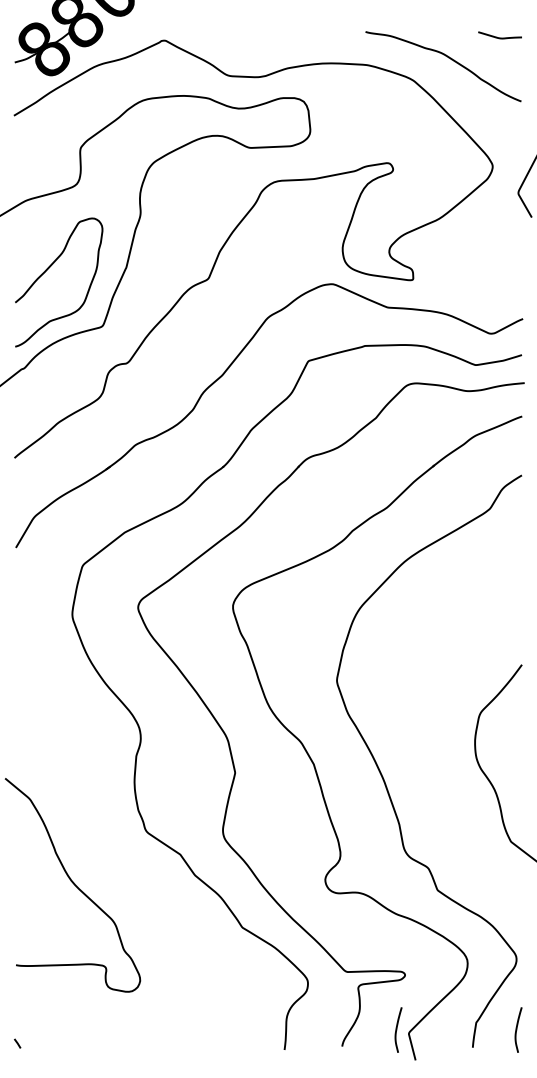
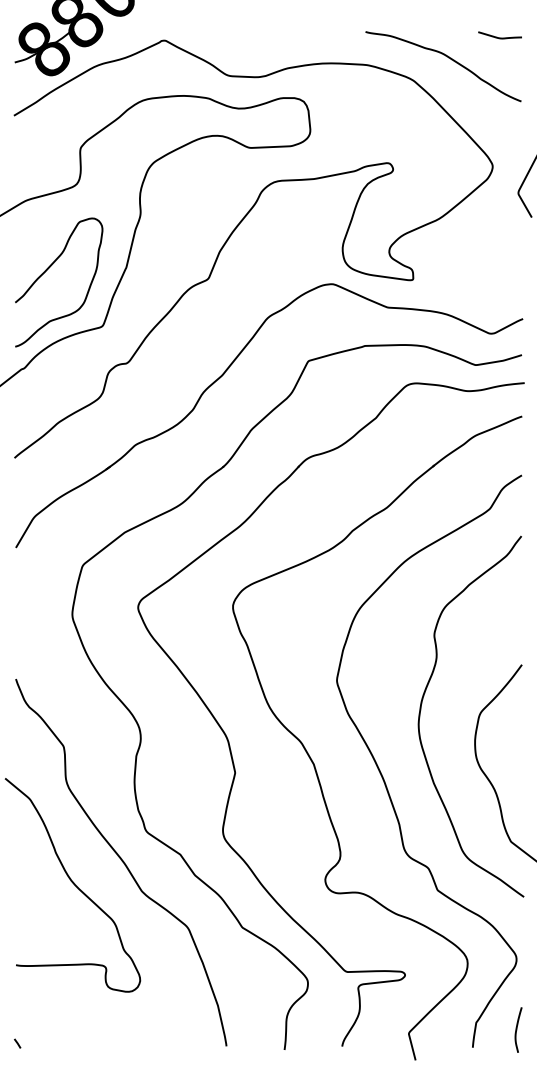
curve: none -> present (421, 710)
curve: none -> present (121, 861)
curve: present -> none (397, 1029)
